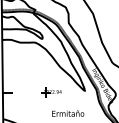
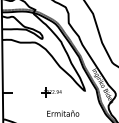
text position: (68, 113) -> (63, 113) (63, 113)
